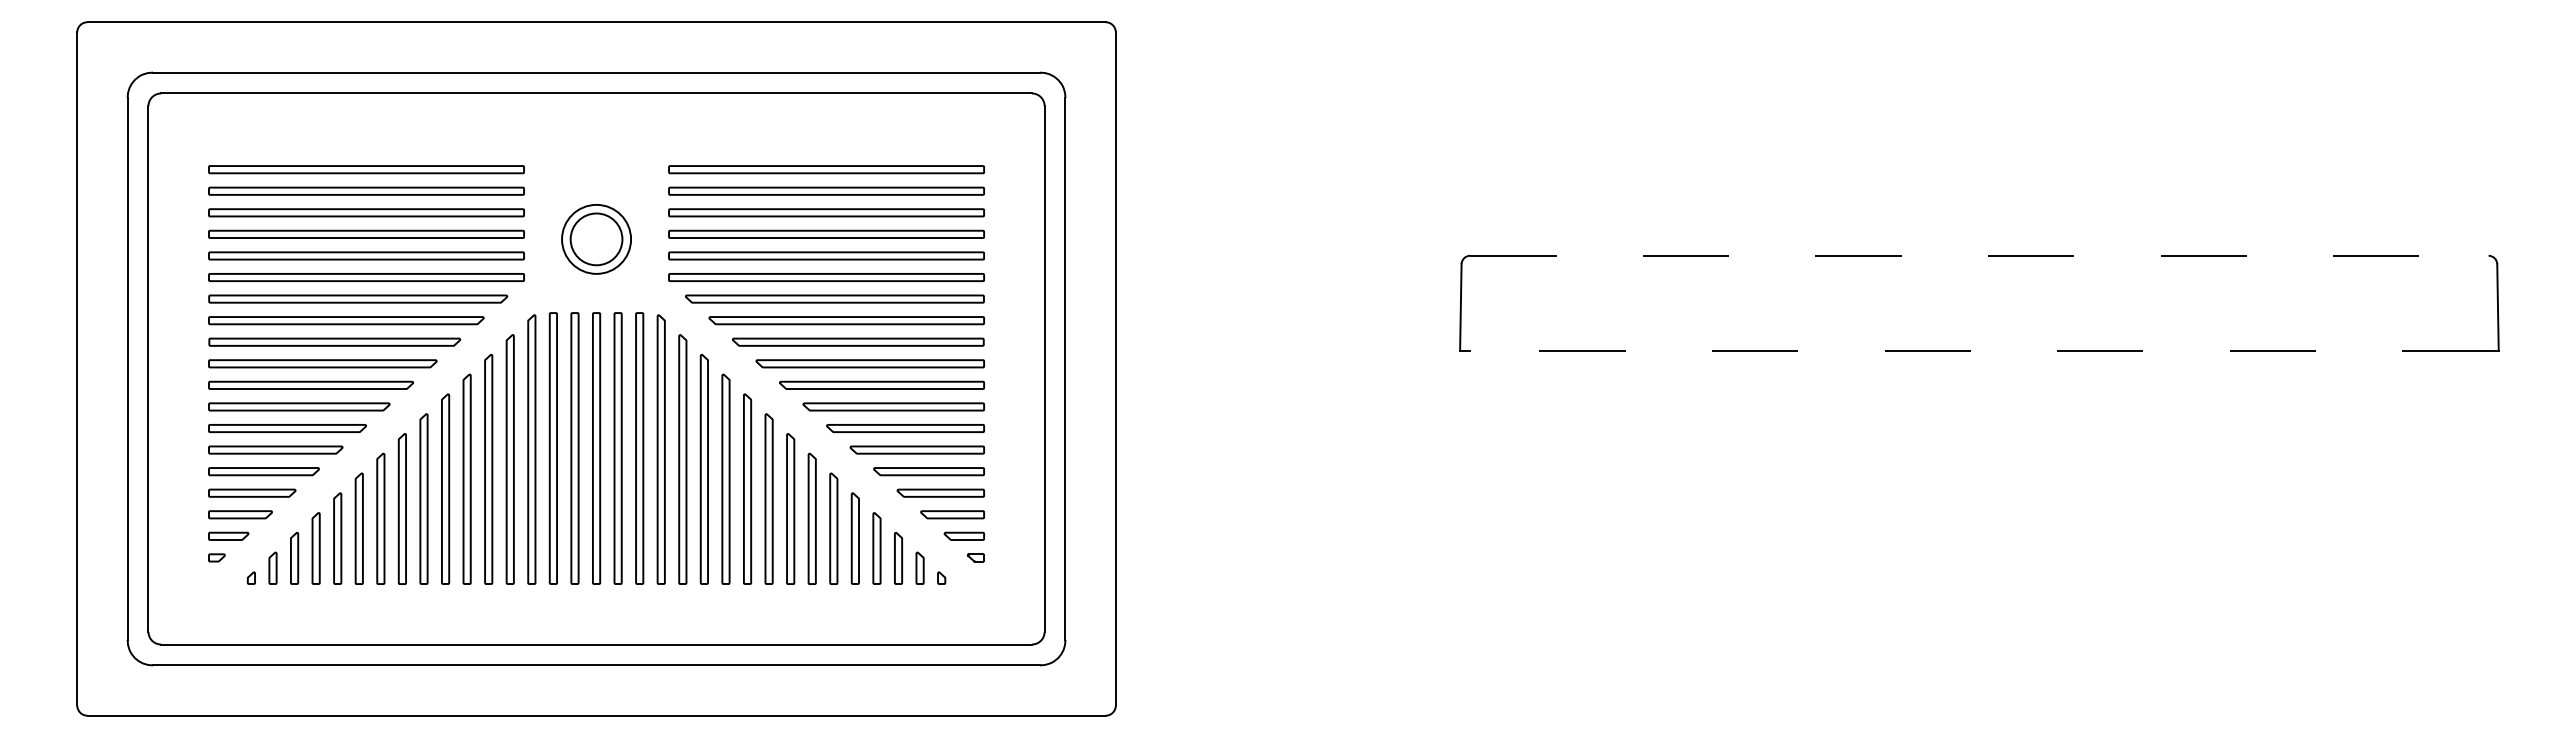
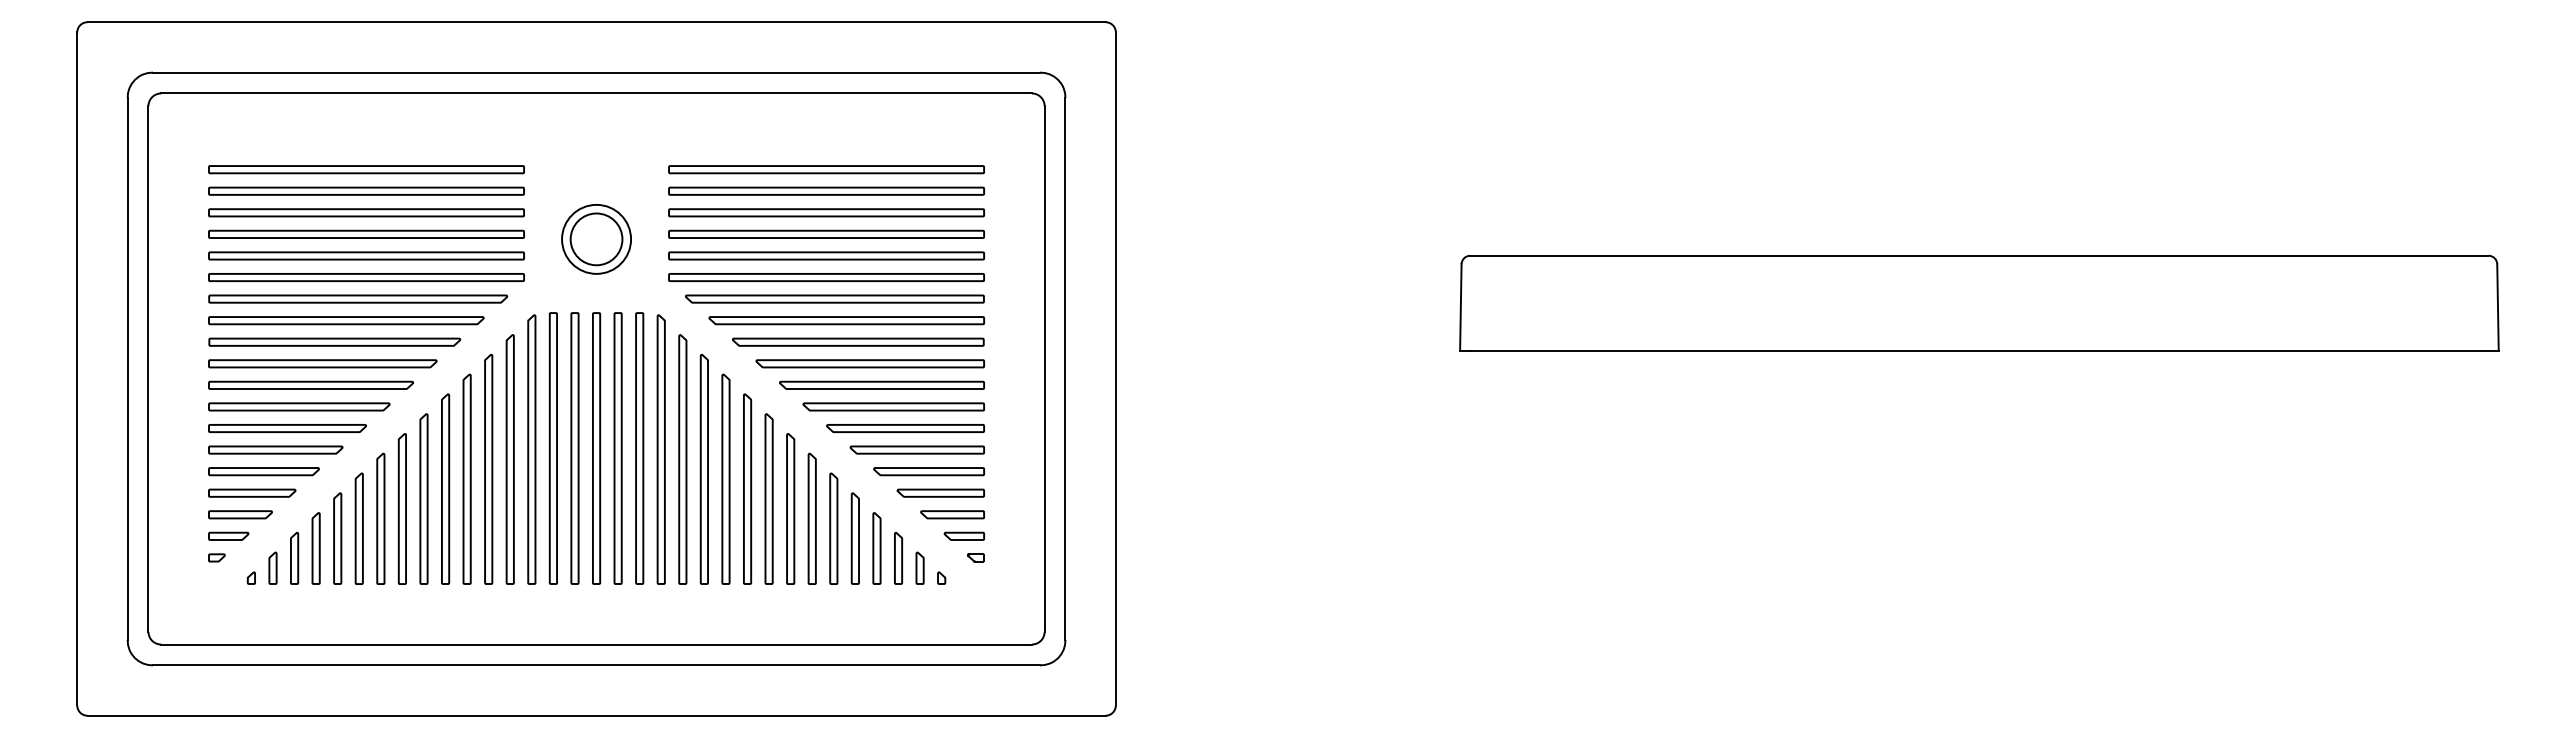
line: dashed -> solid (1979, 255)
line: dashed -> solid (1978, 350)
